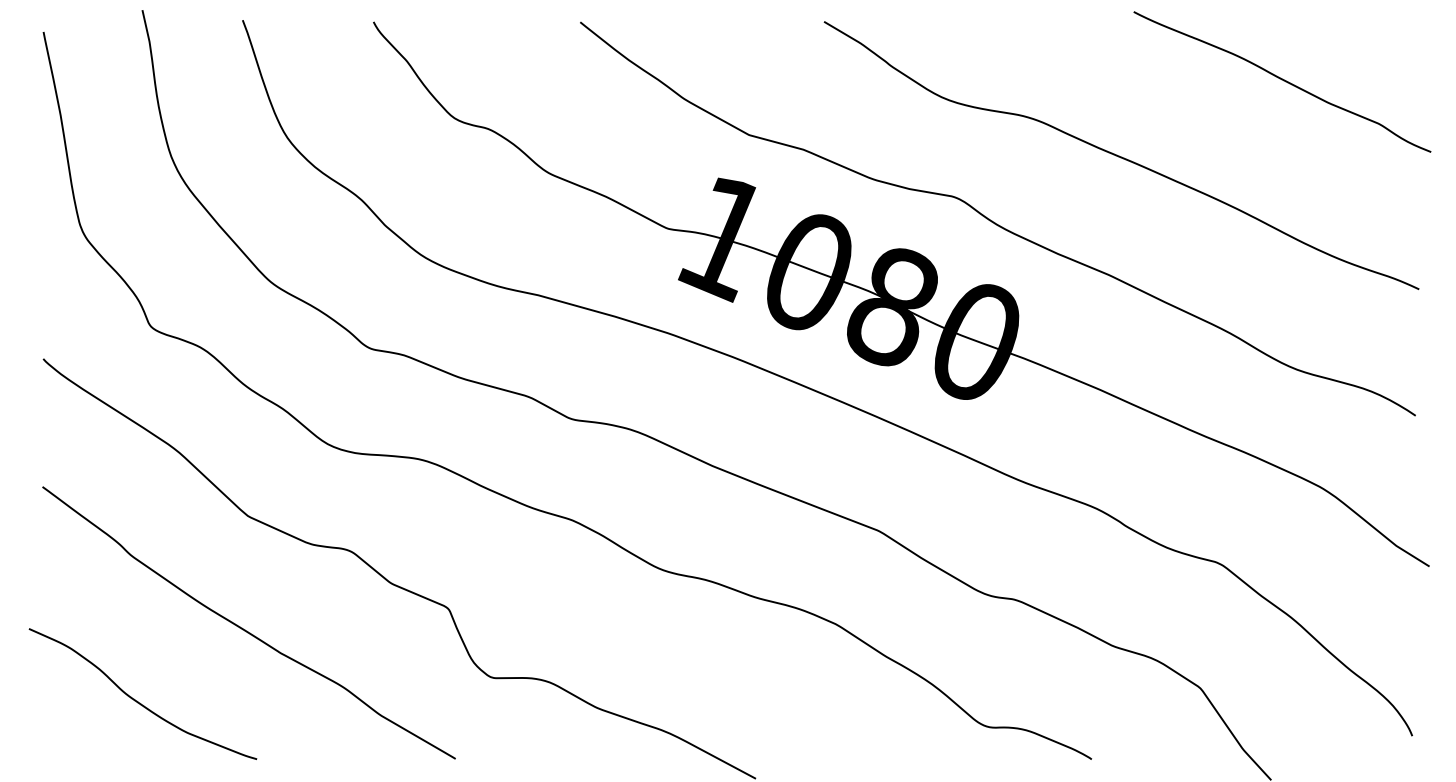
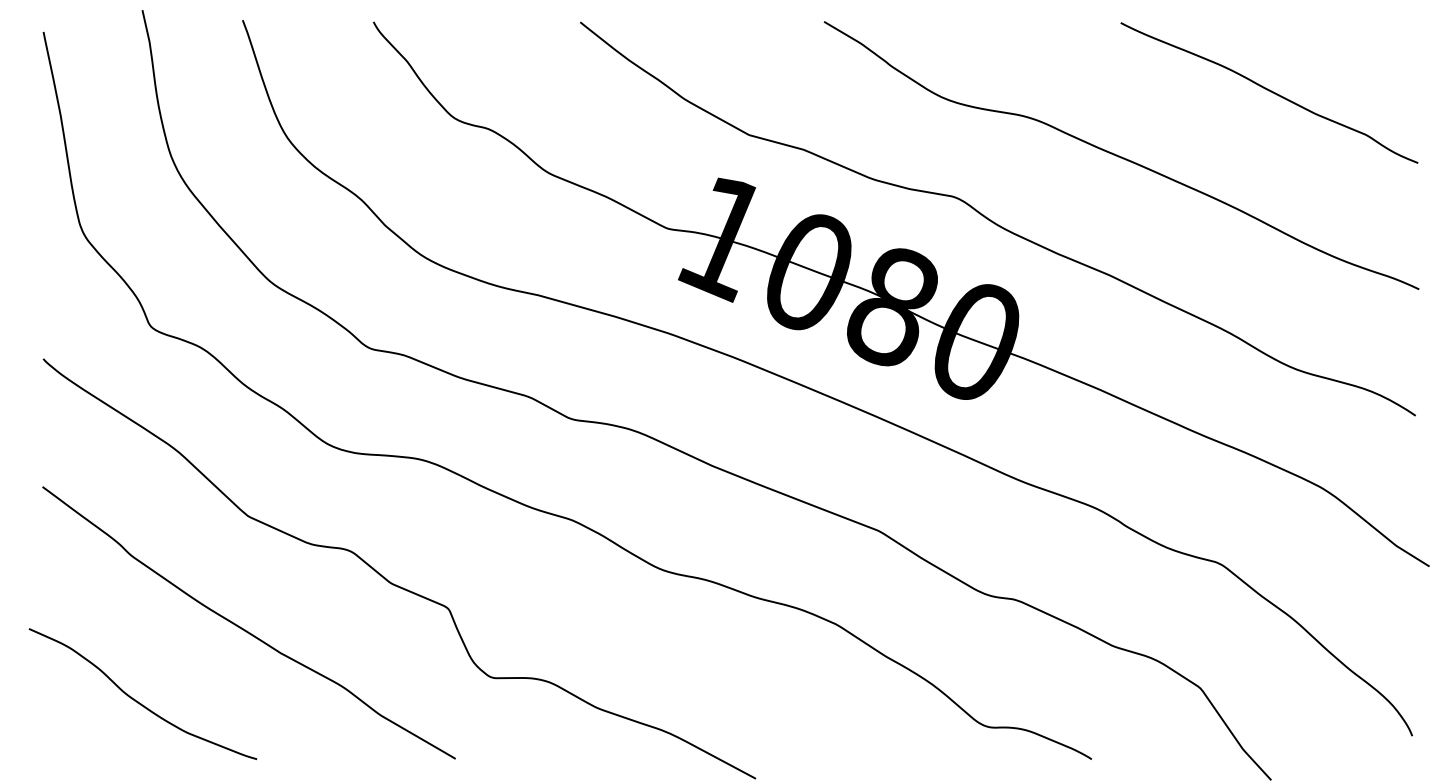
curve position: (1282, 80) -> (1269, 91) (1269, 91)
